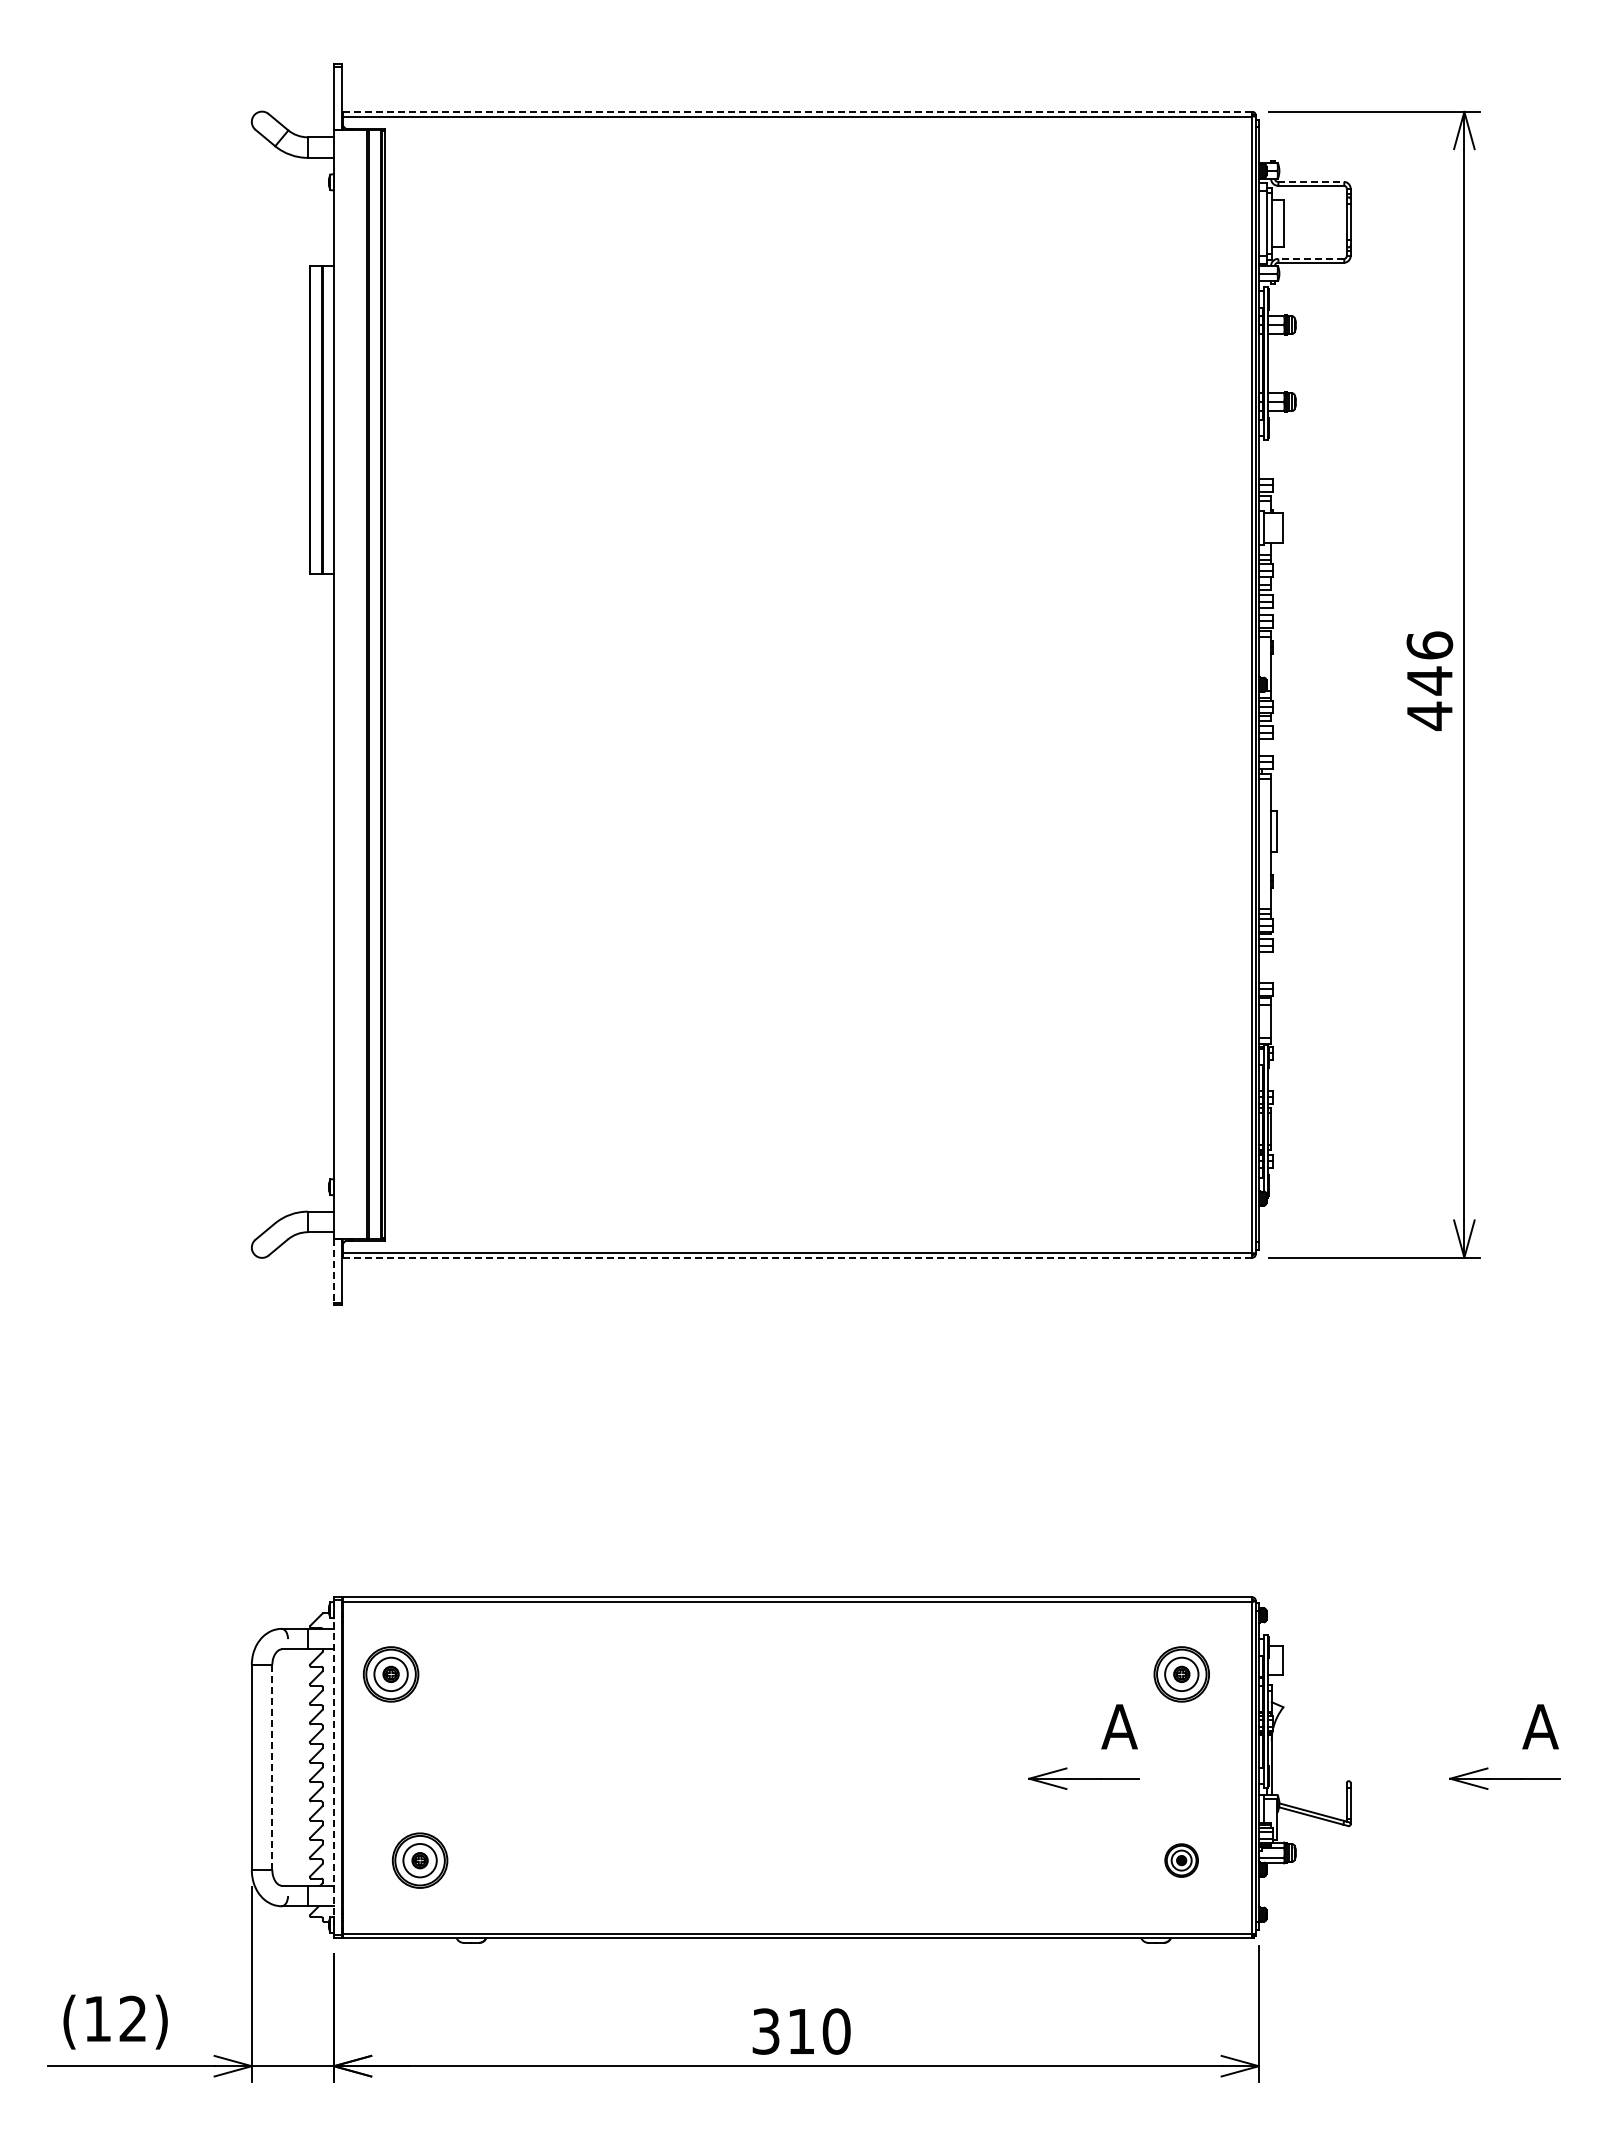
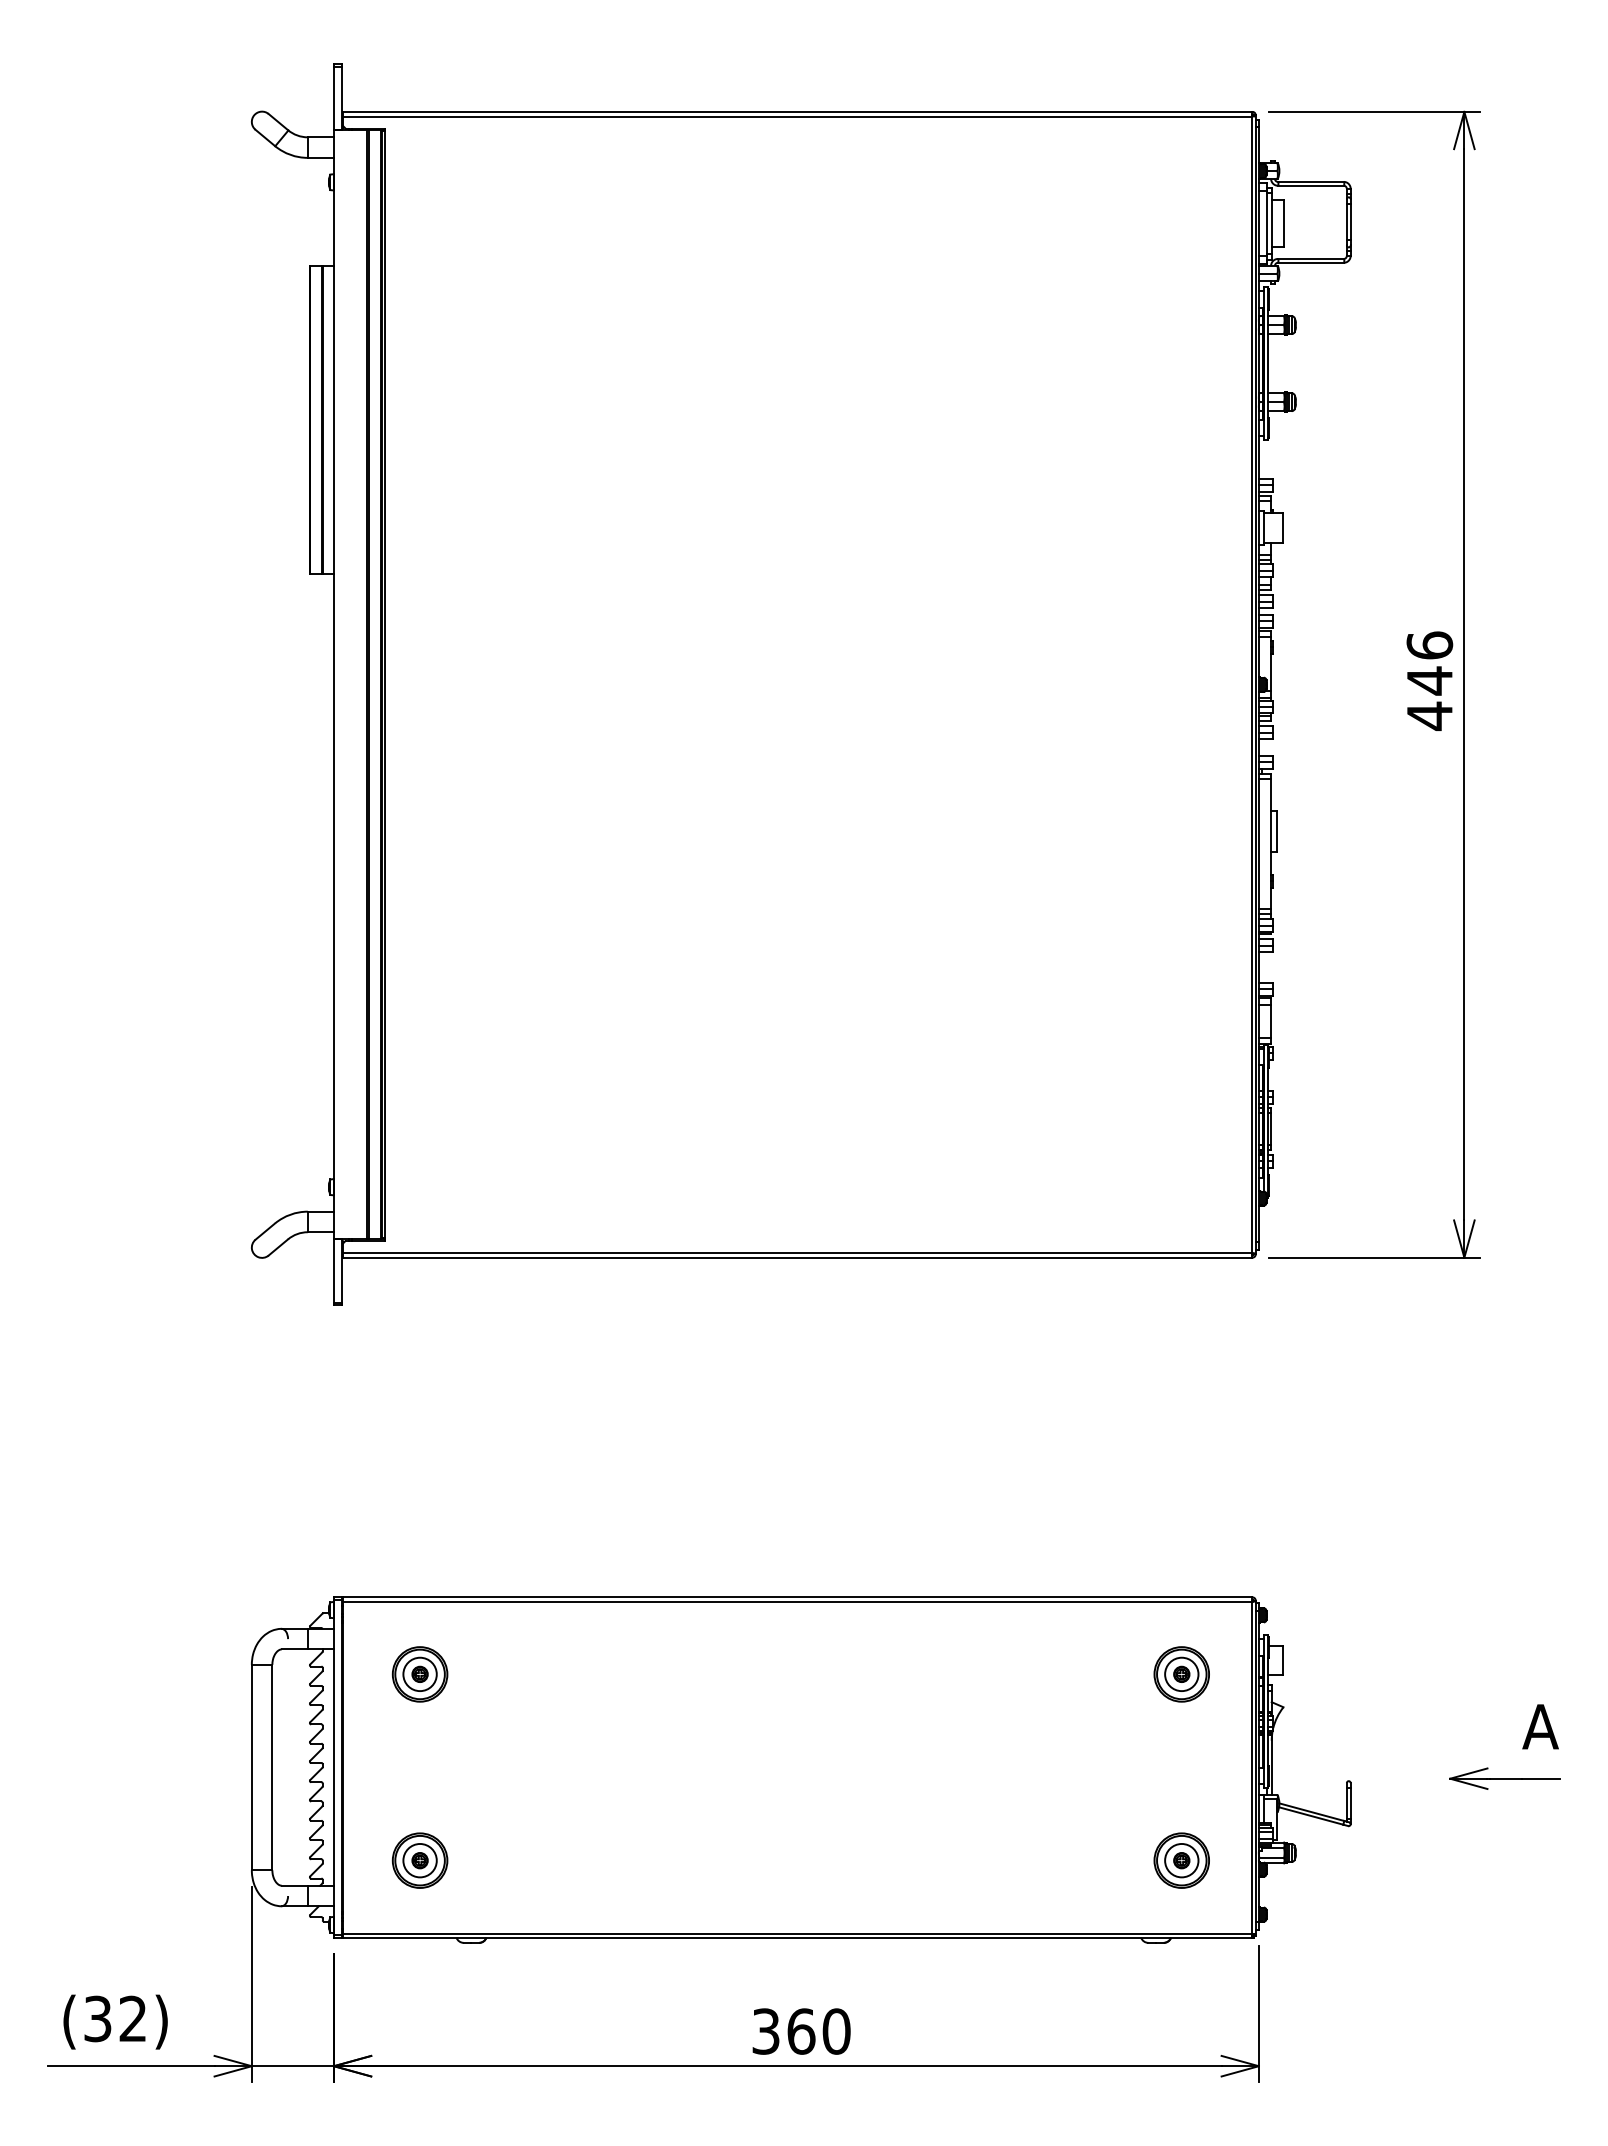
line: dashed -> solid (797, 111)
line: dashed -> solid (1310, 181)
line: dashed -> solid (1310, 258)
line: dashed -> solid (797, 1257)
line: dashed -> solid (334, 1271)
part position: (390, 1674) -> (419, 1674) (419, 1674)
part: present -> none (1101, 1747)
line: dashed -> solid (272, 1767)
line: dashed -> solid (334, 1767)
part size: 35x35 px -> 57x57 px (1181, 1860)
text: (12) -> (32) (97, 2018)
text: 310 -> 360 (801, 2031)
